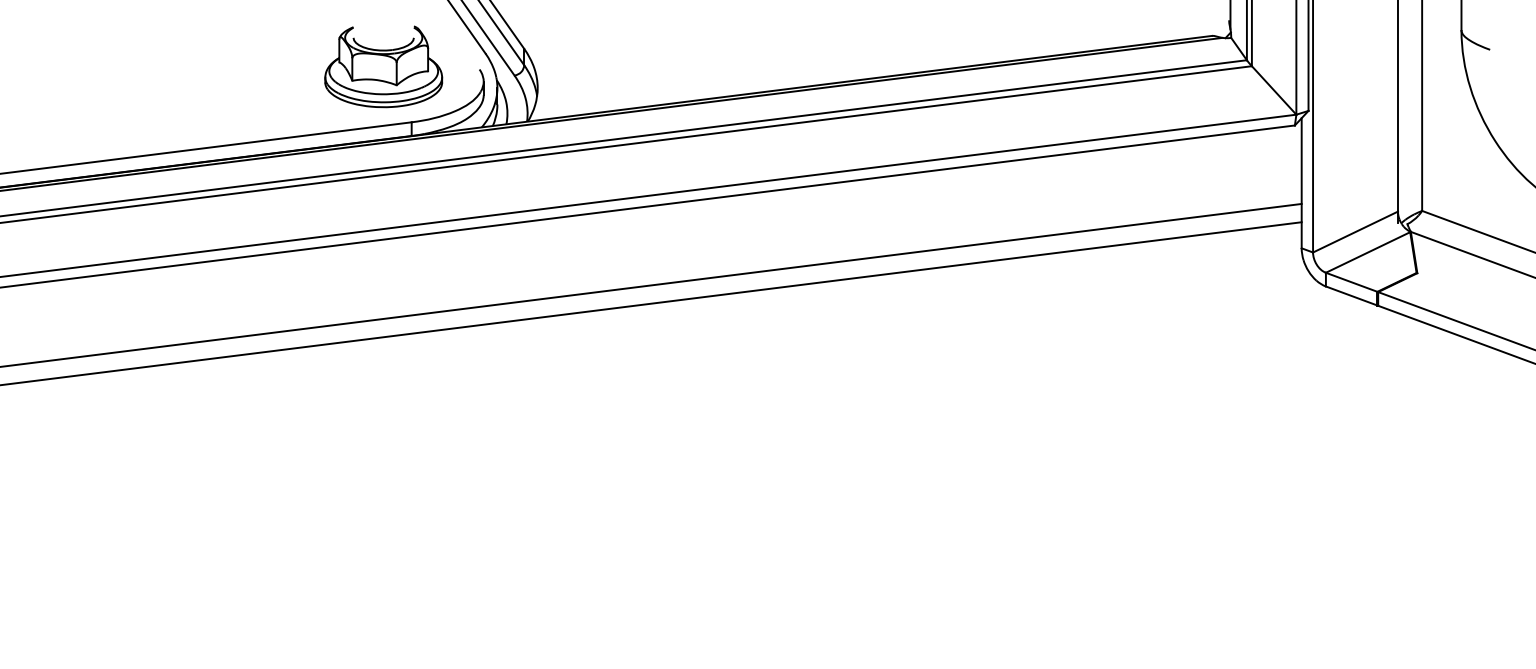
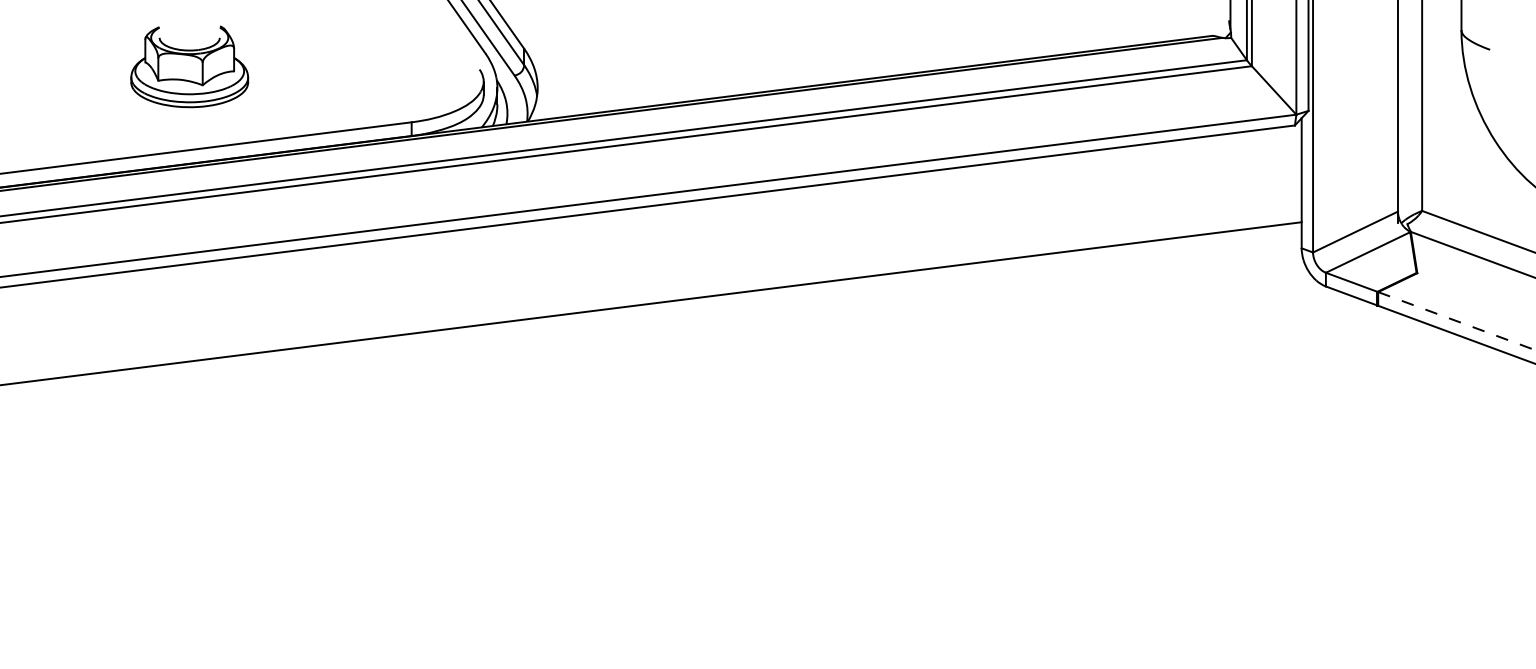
part position: (383, 66) -> (189, 66) (189, 66)
line: present -> none (651, 284)
line: solid -> dashed (1456, 321)
